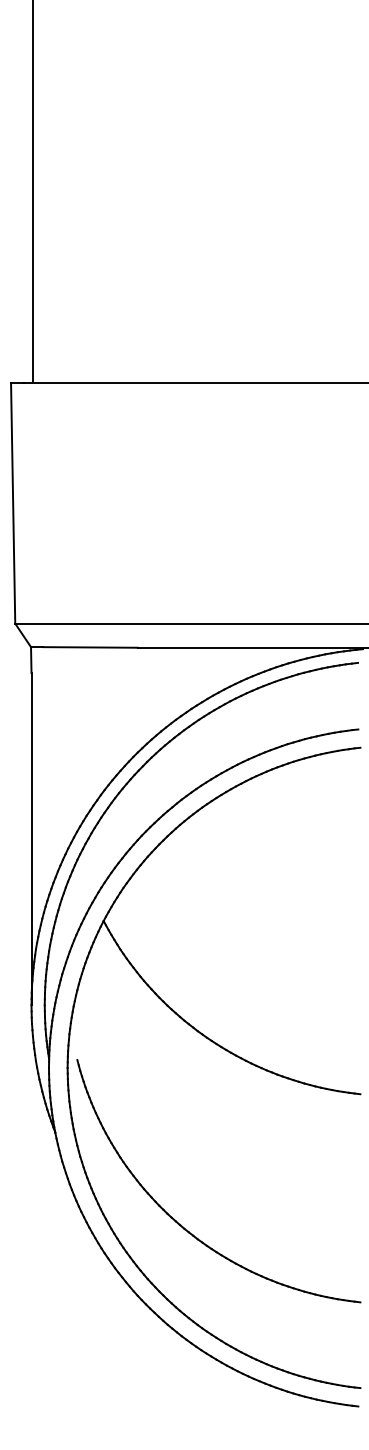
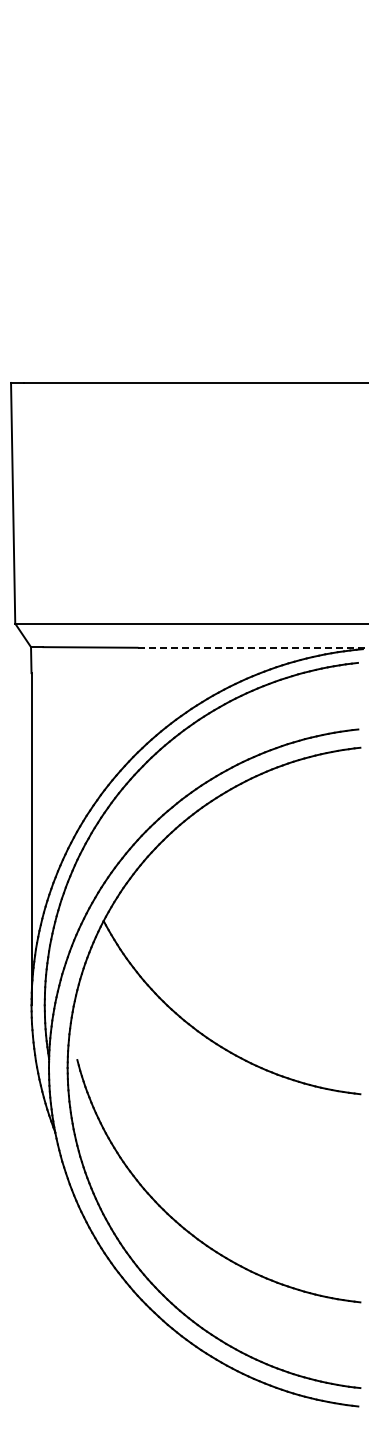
line: present -> none (33, 192)
line: solid -> dashed (253, 647)
